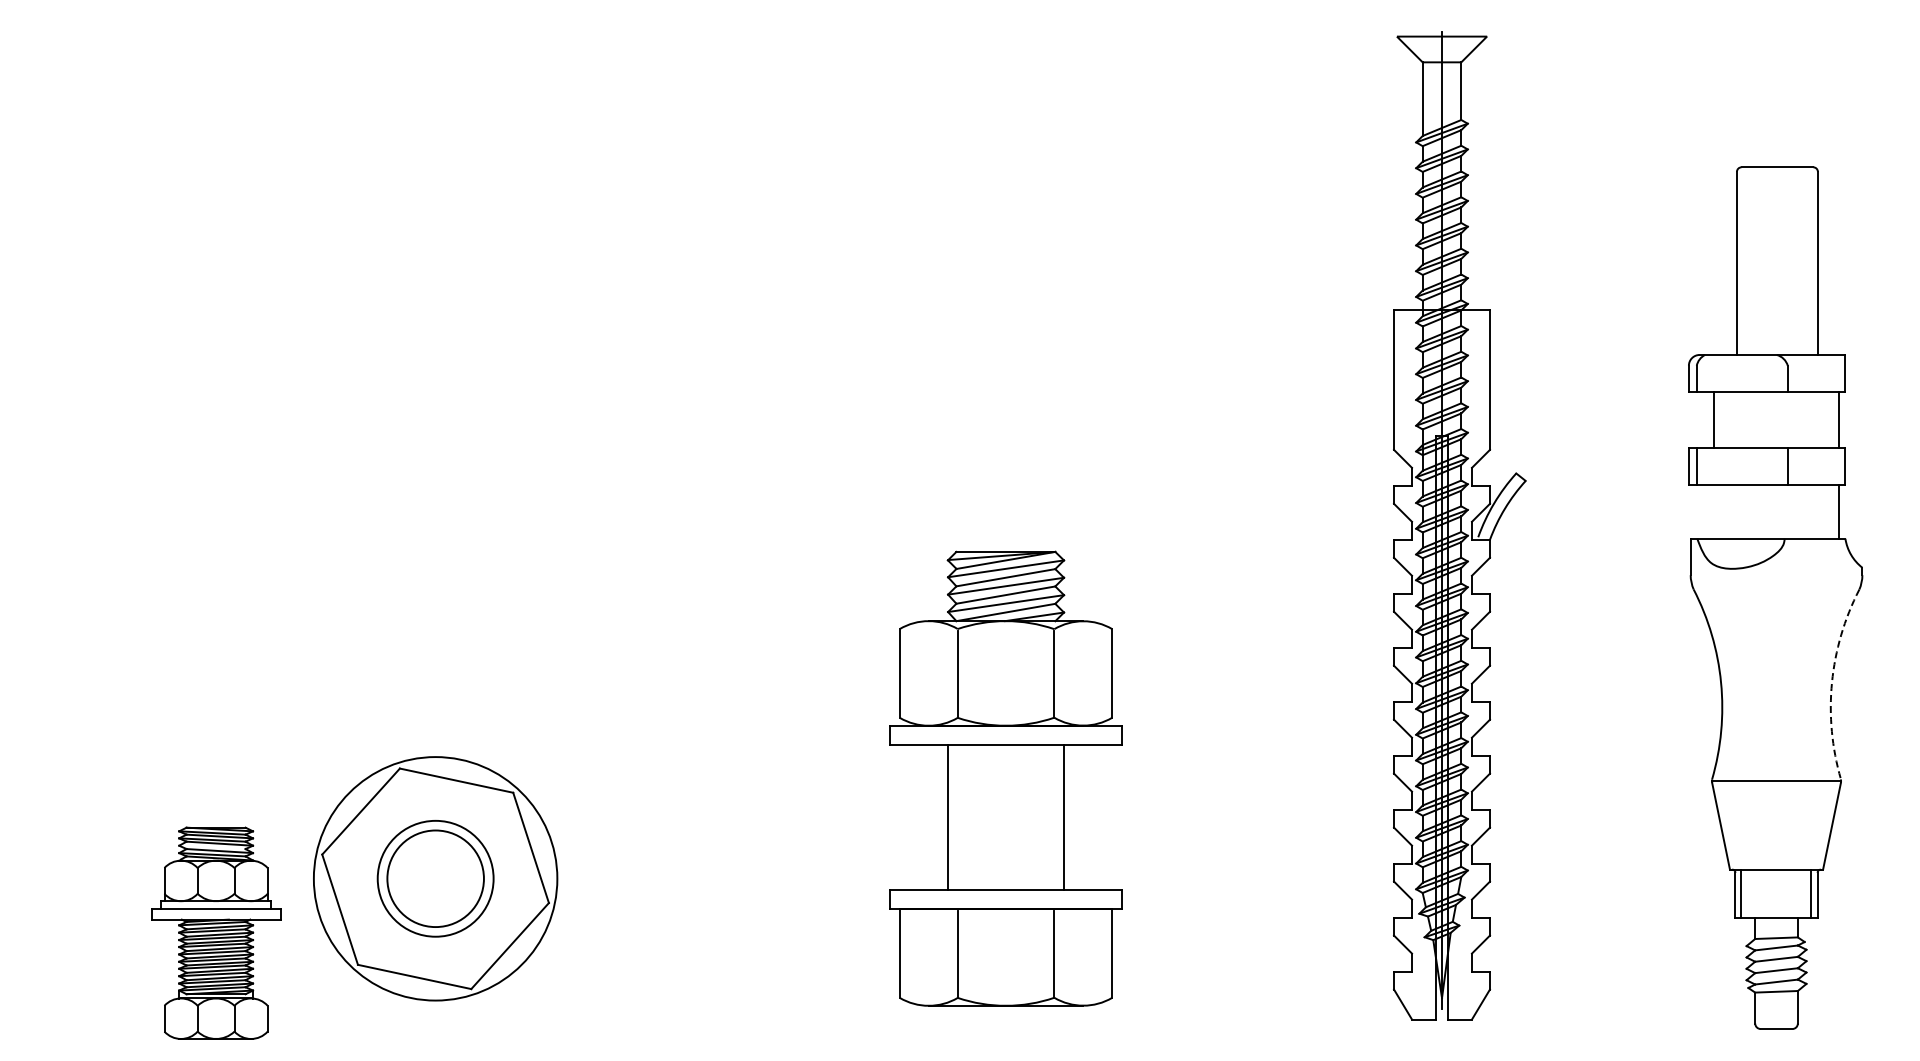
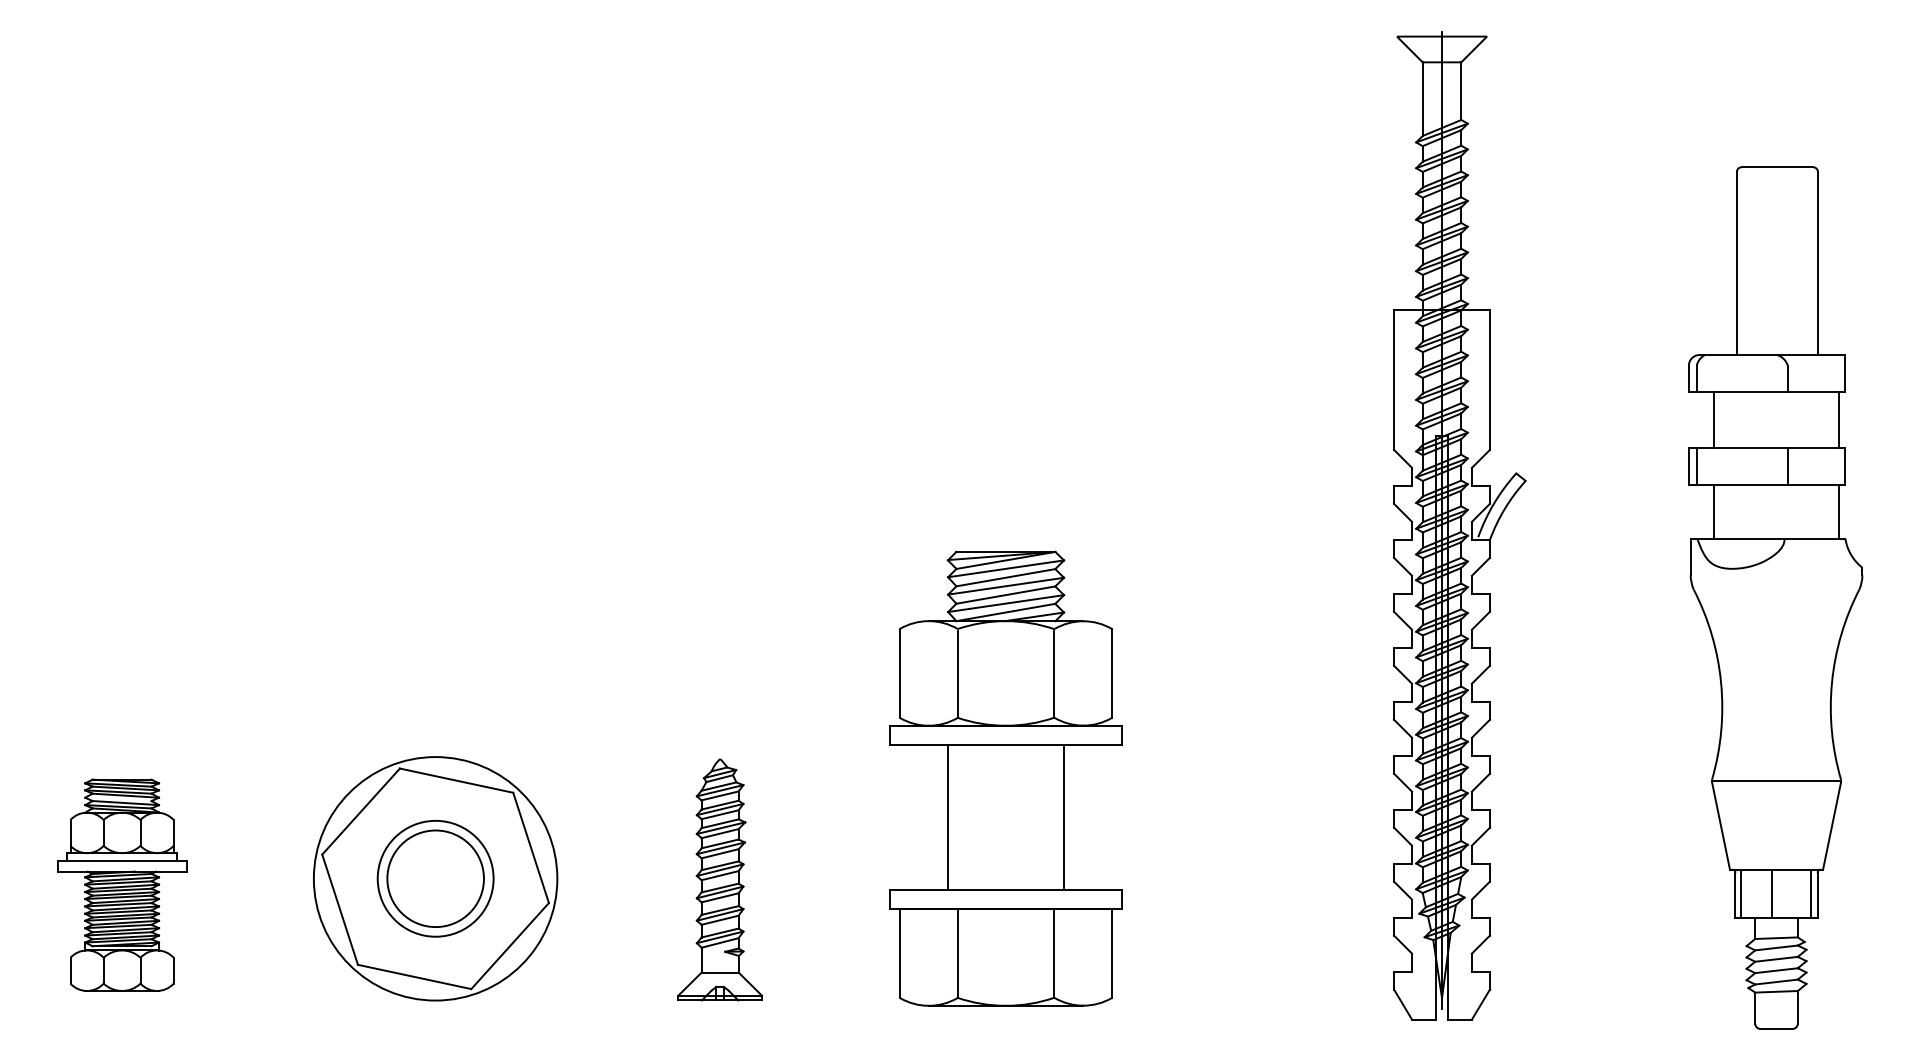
line: none -> present (1714, 511)
arc: dashed -> solid (1831, 682)
part: none -> present (719, 879)
line: none -> present (1772, 893)
part position: (216, 932) -> (122, 884) (122, 884)
